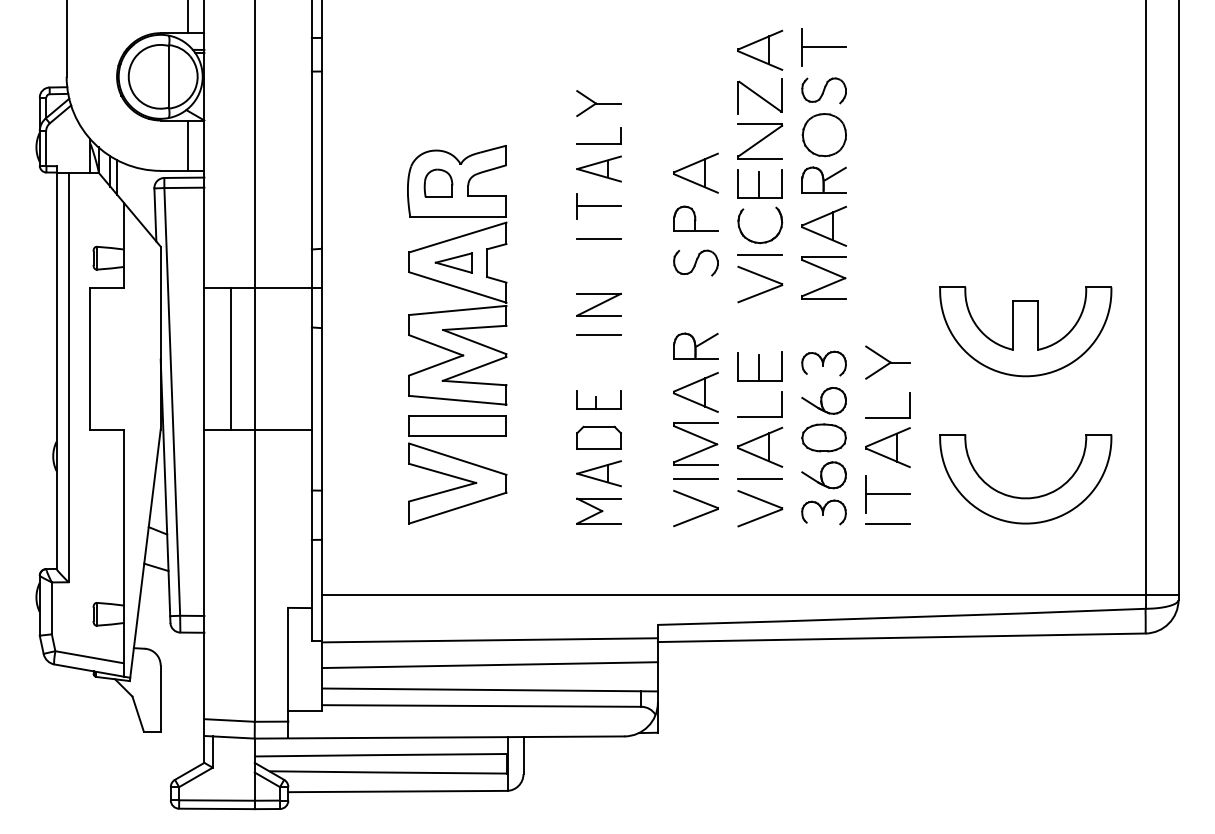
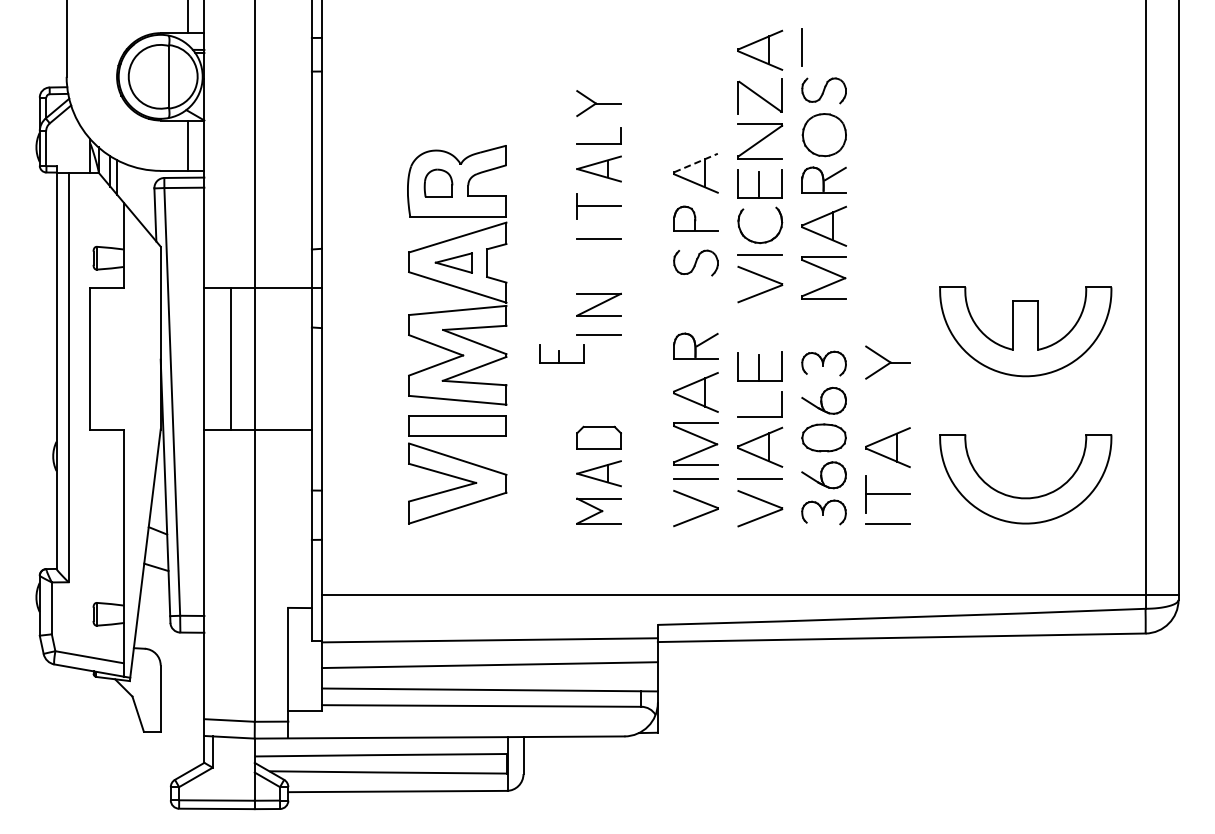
line: present -> none (824, 46)
line: solid -> dashed (696, 163)
part position: (598, 399) -> (561, 353) (561, 353)
part: present -> none (887, 417)
